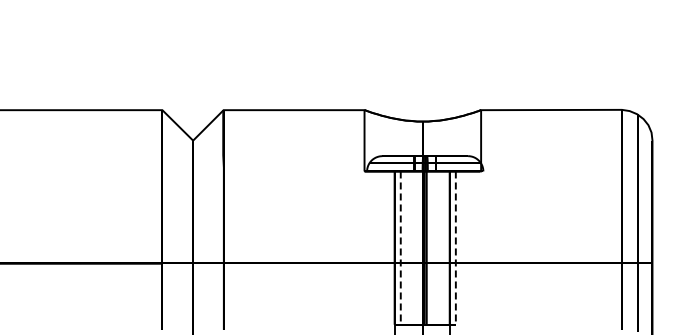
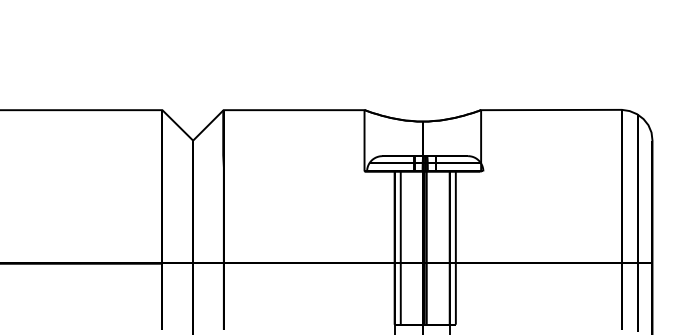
line: dashed -> solid (400, 248)
line: dashed -> solid (455, 248)
